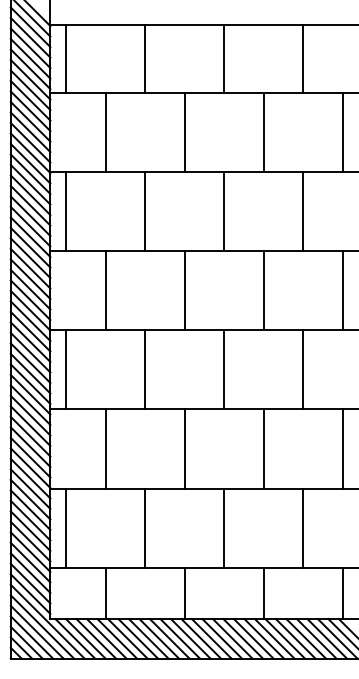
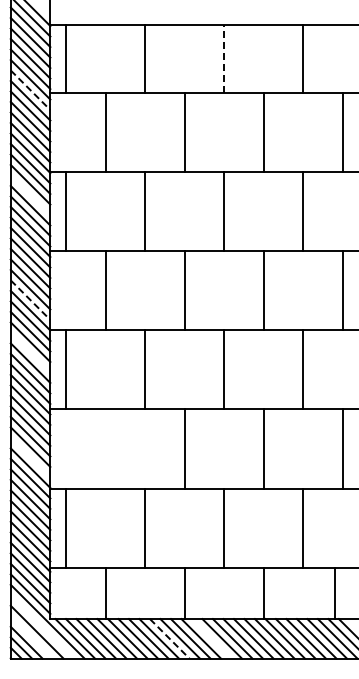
line: solid -> dashed (224, 58)
line: solid -> dashed (30, 90)
line: present -> none (30, 195)
line: solid -> dashed (30, 300)
line: present -> none (30, 352)
line: present -> none (105, 448)
line: present -> none (30, 457)
line position: (343, 593) -> (335, 593) (335, 593)
line: present -> none (42, 626)
line: present -> none (31, 637)
line: solid -> dashed (169, 638)
line: present -> none (211, 638)
